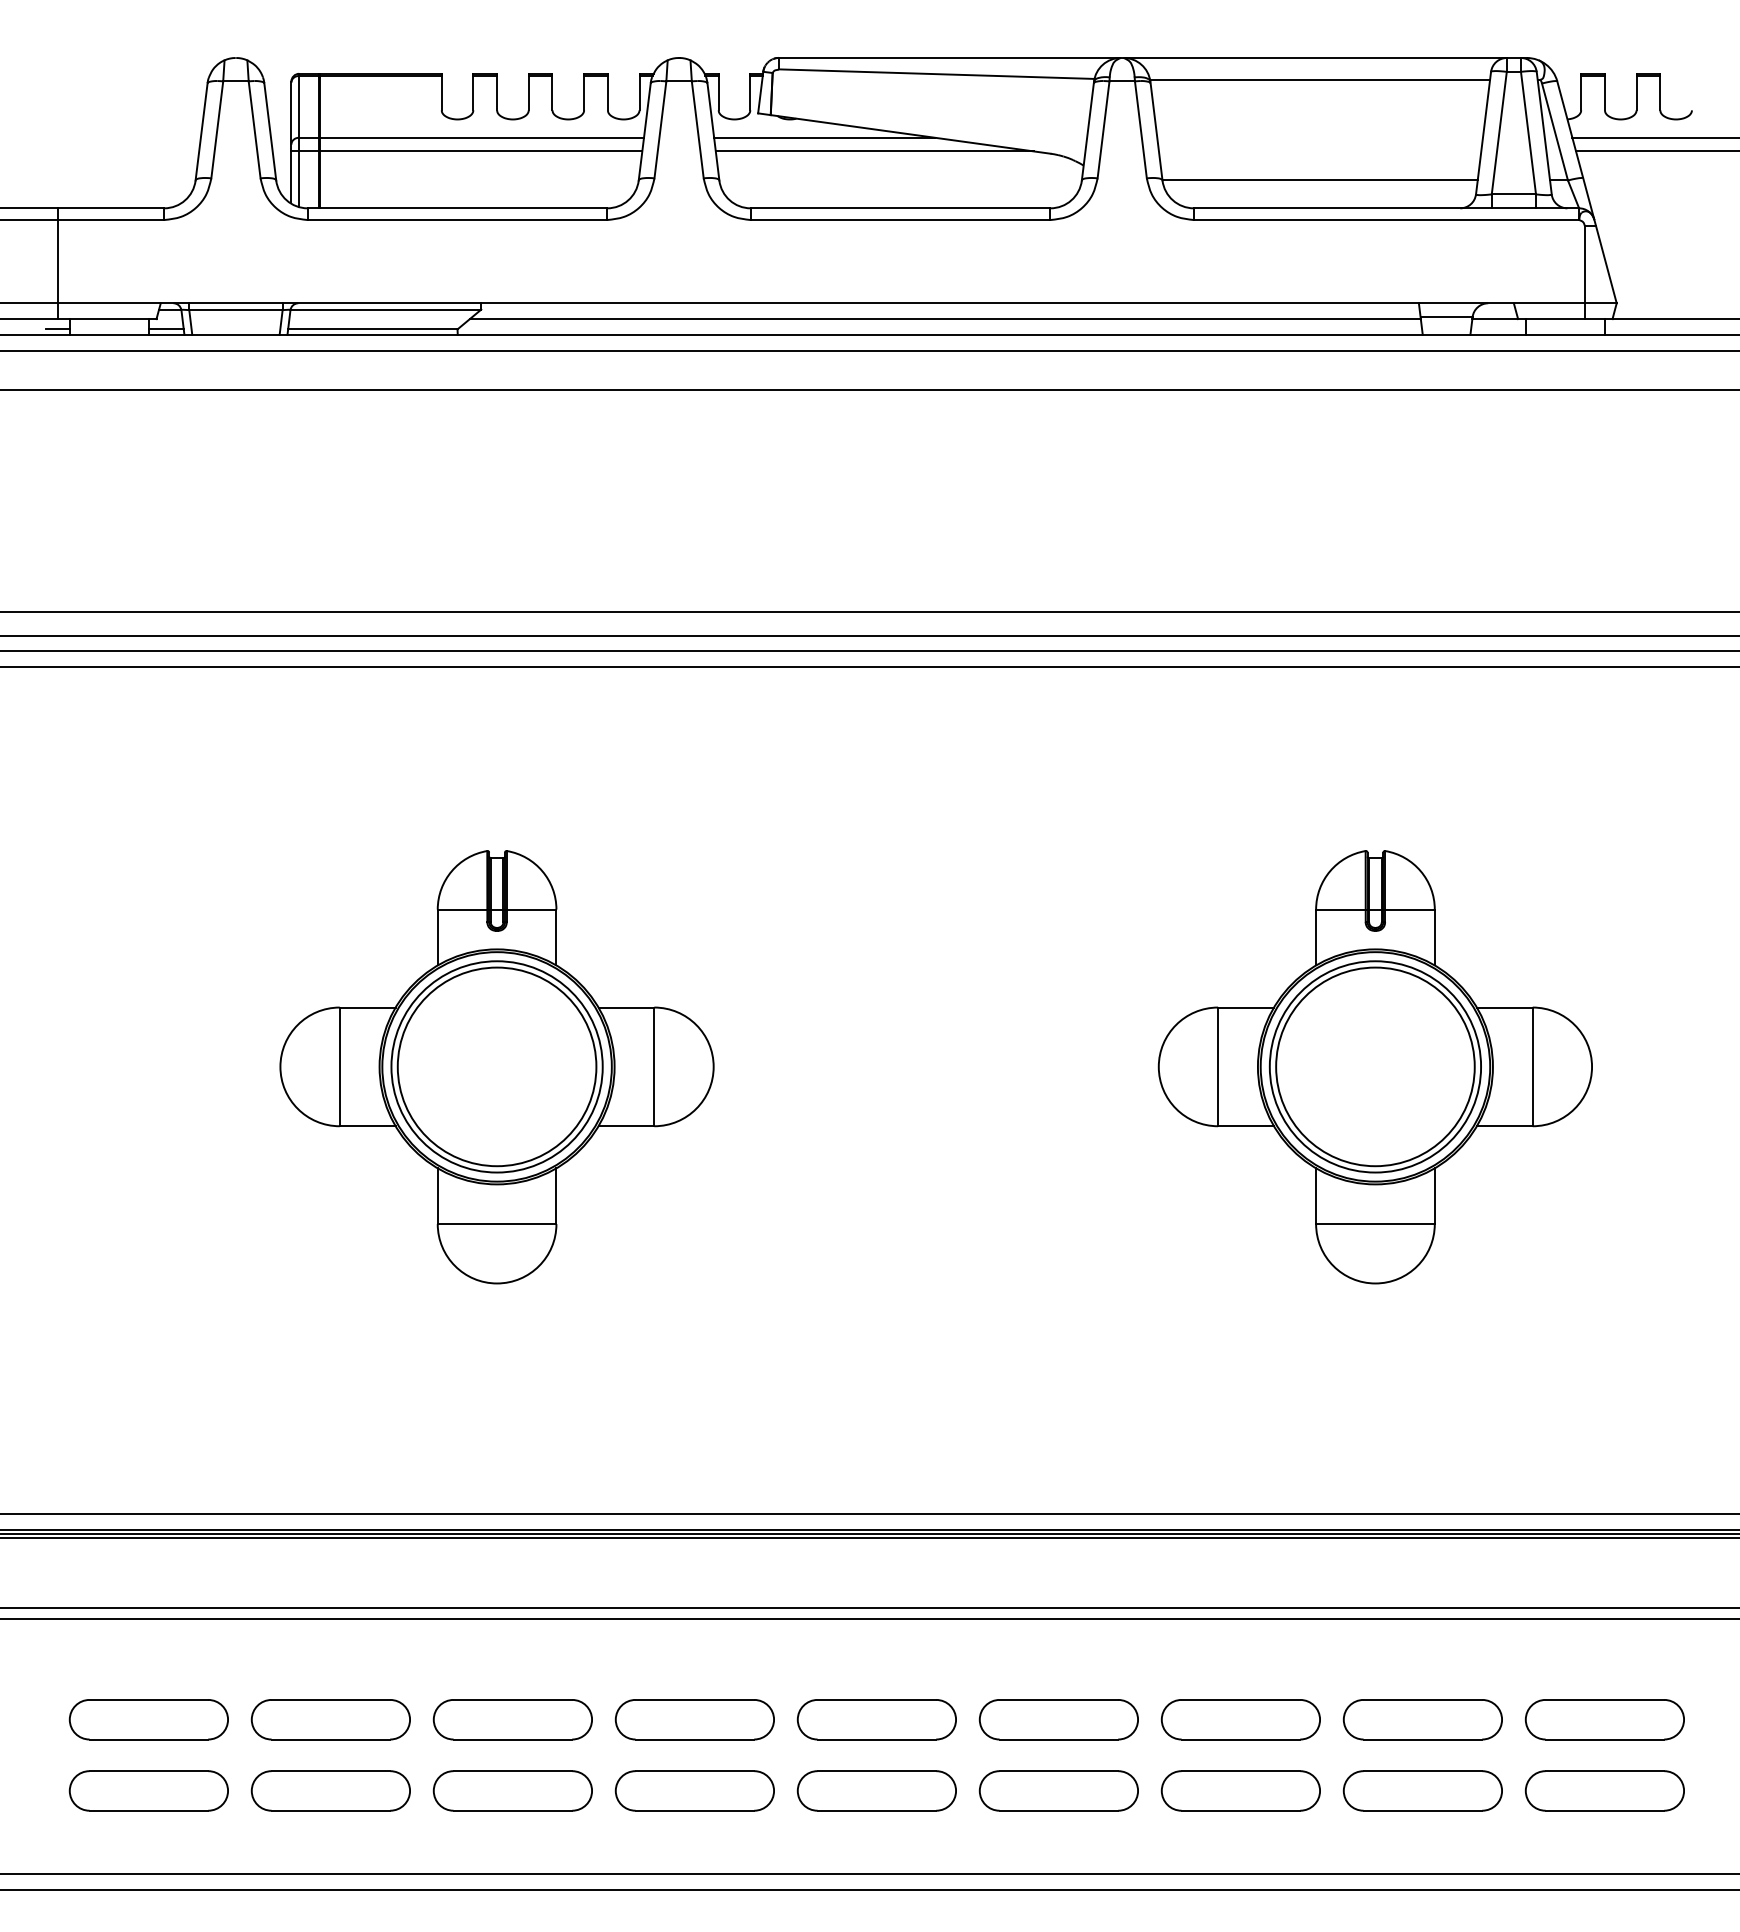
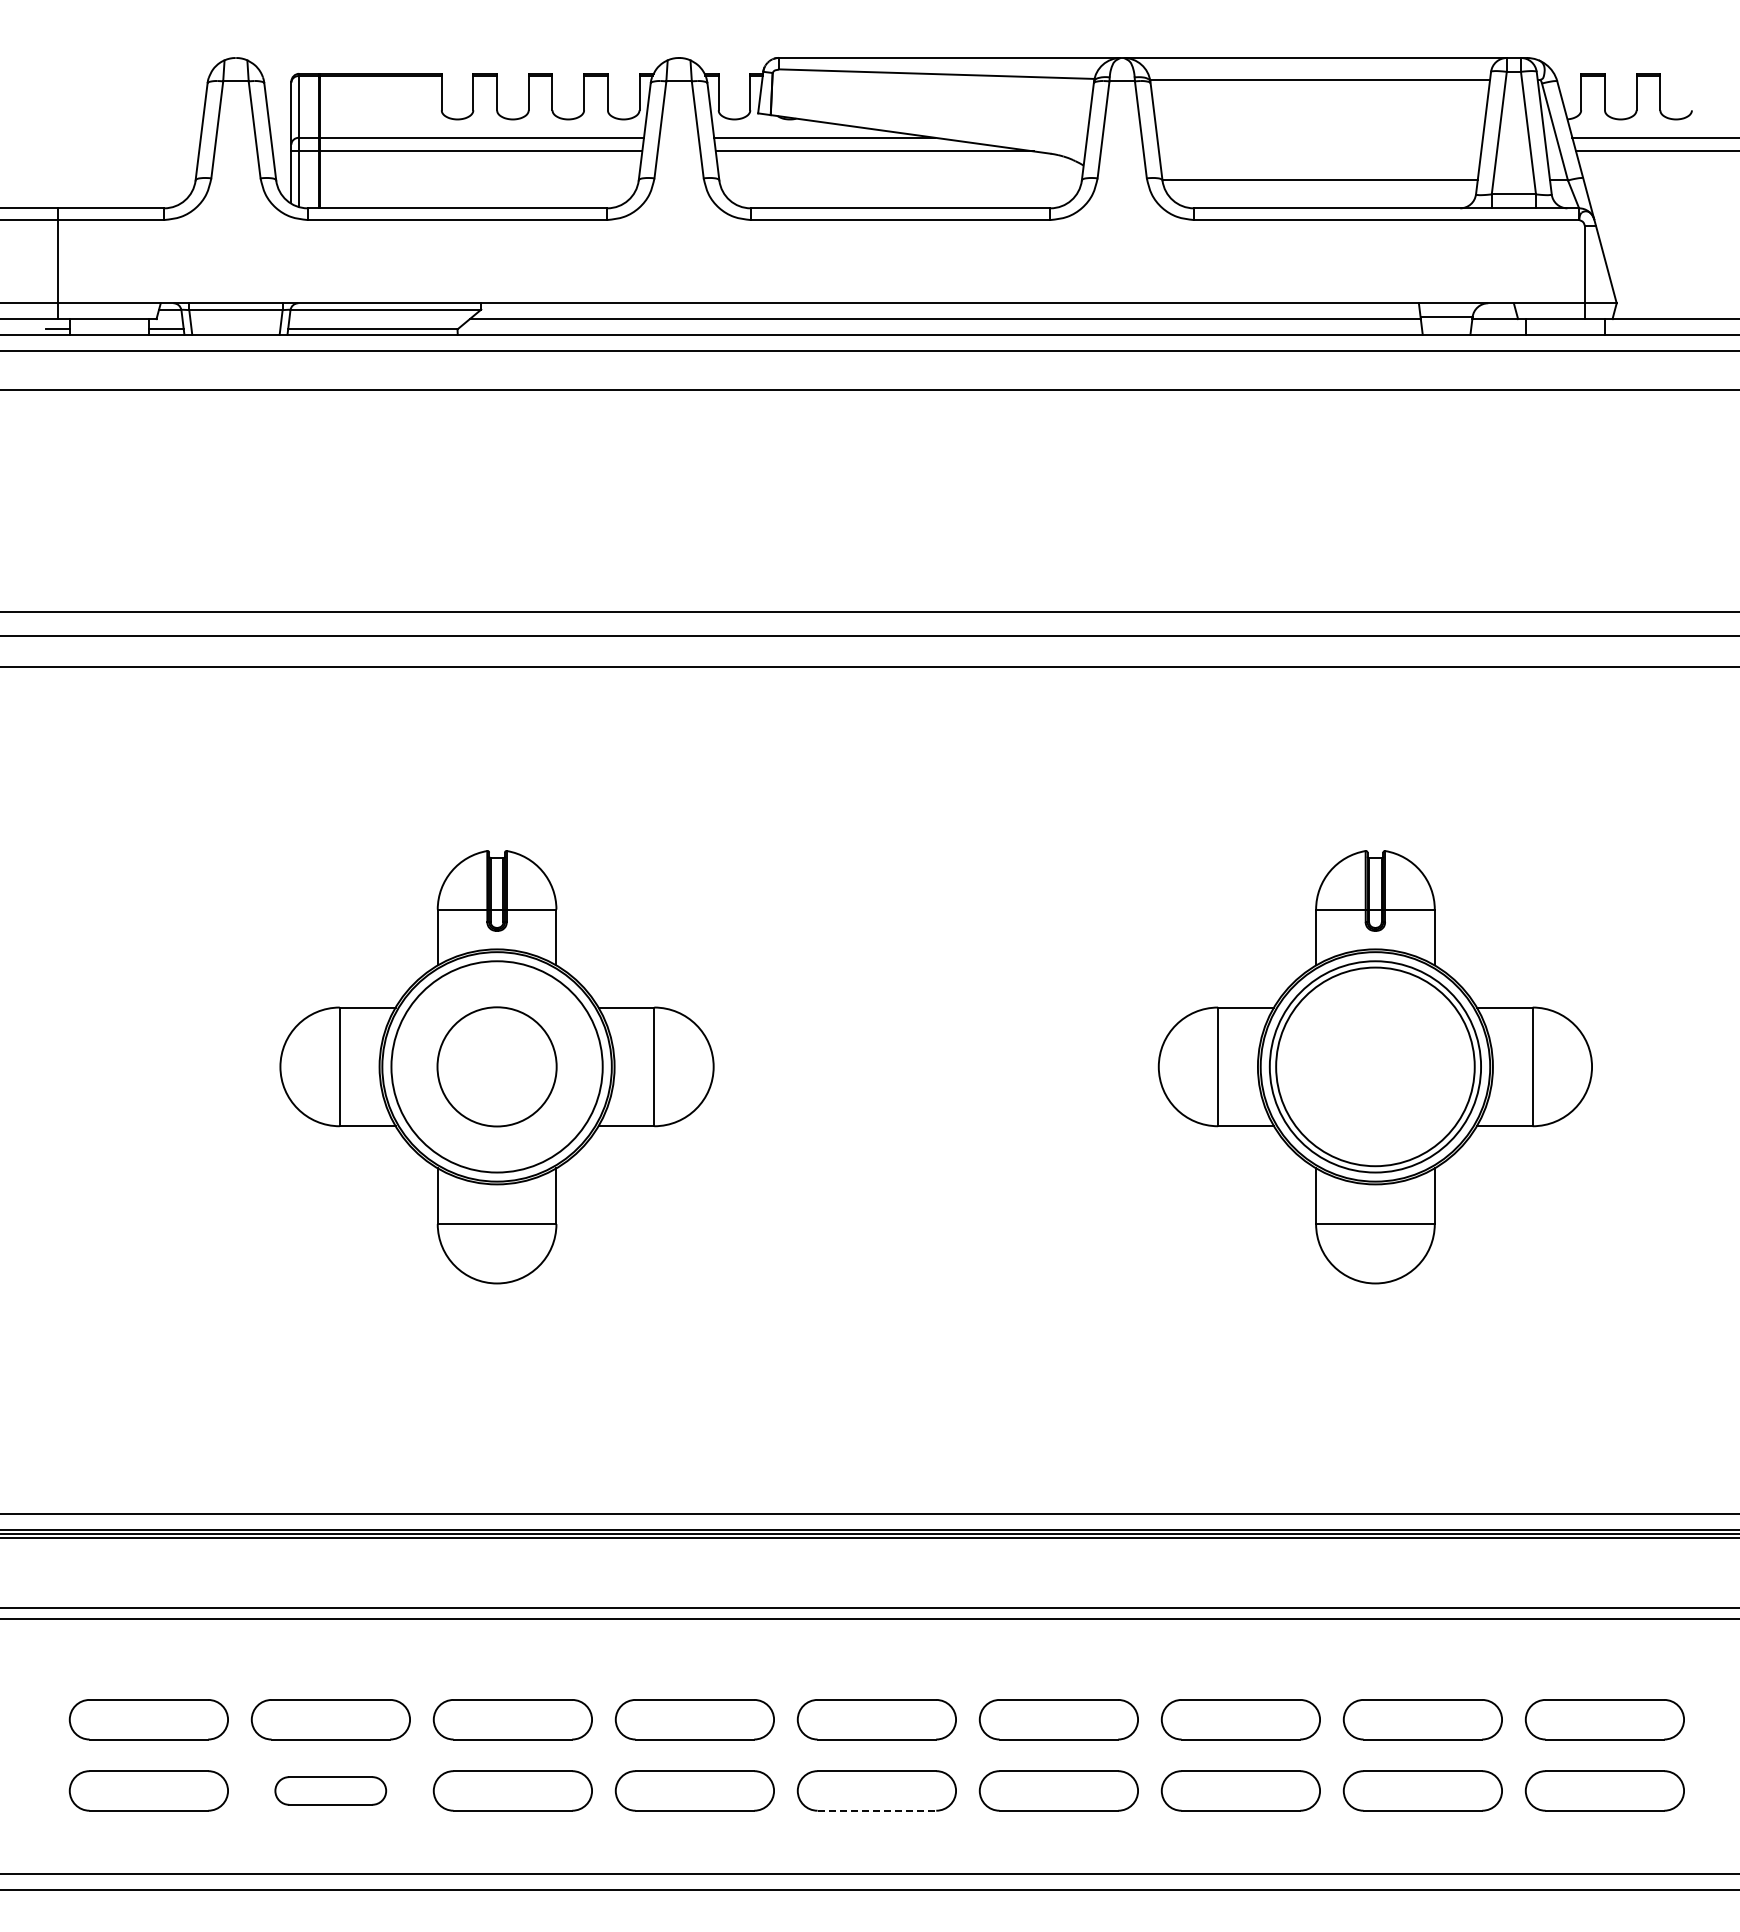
line: present -> none (869, 651)
circle diameter: 199 px -> 119 px (496, 1066)
part size: 161x42 px -> 114x30 px (330, 1790)
line: solid -> dashed (877, 1810)
